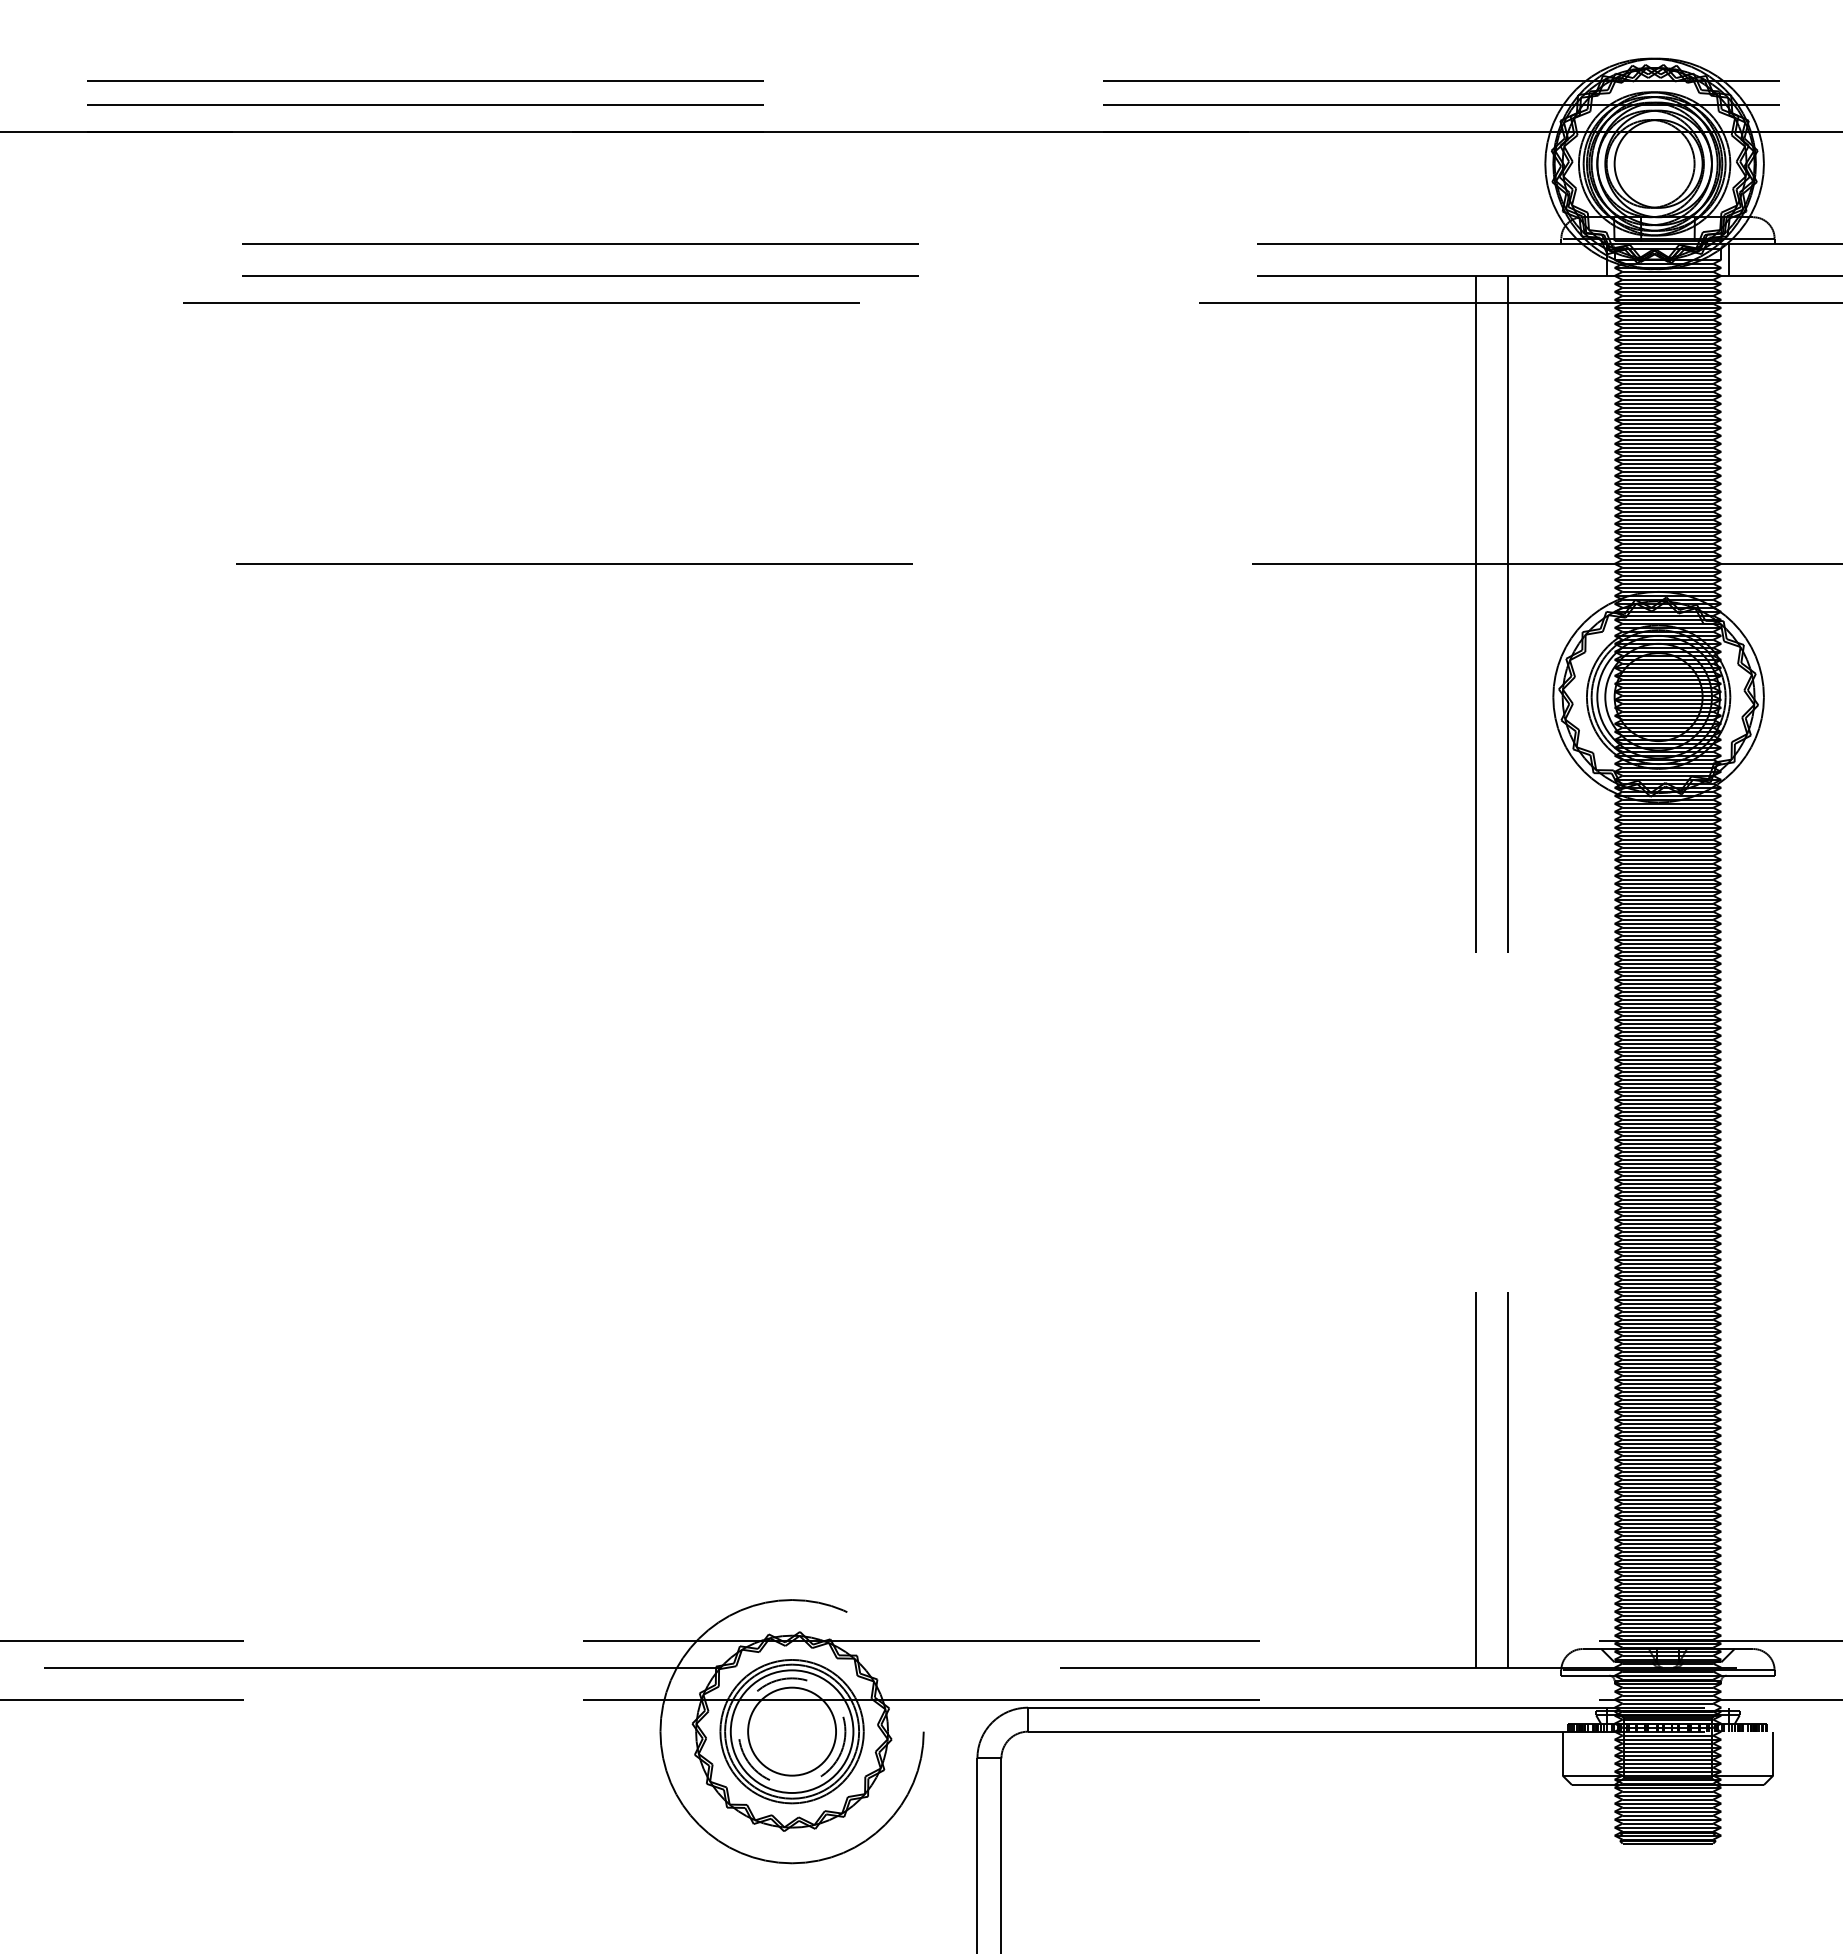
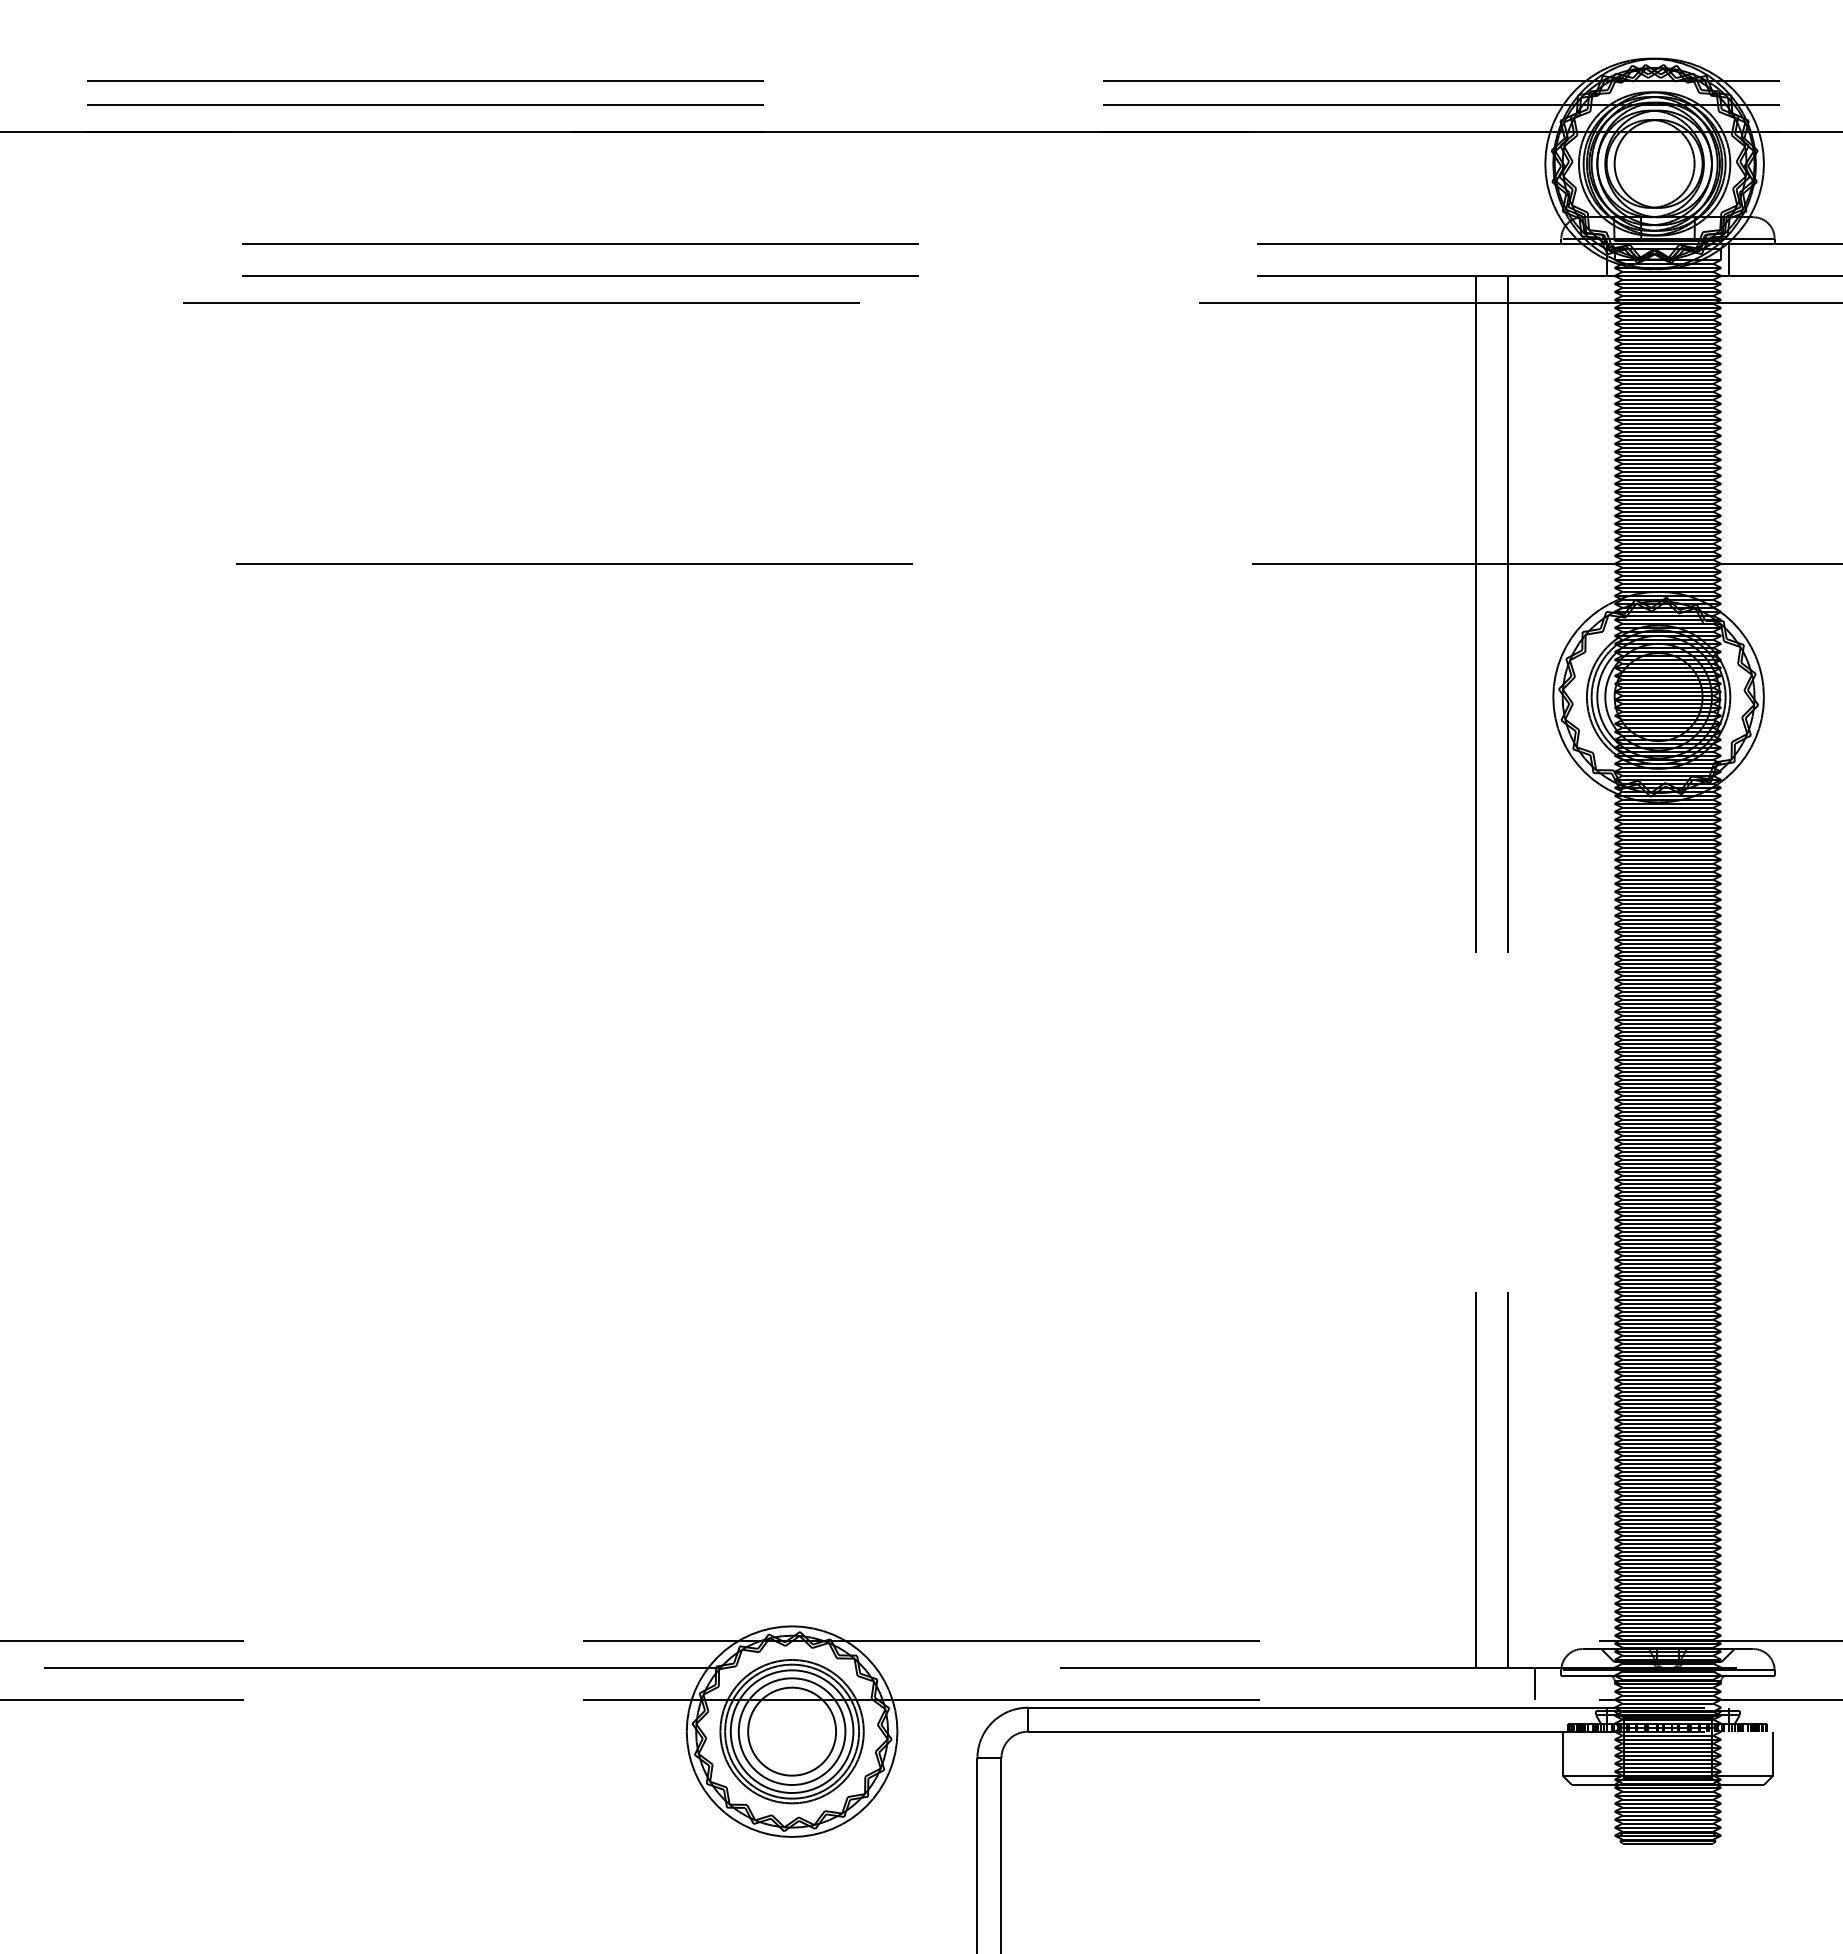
line: none -> present (1534, 1683)
circle diameter: 263 px -> 211 px (791, 1731)
circle: dashed -> solid (791, 1731)
